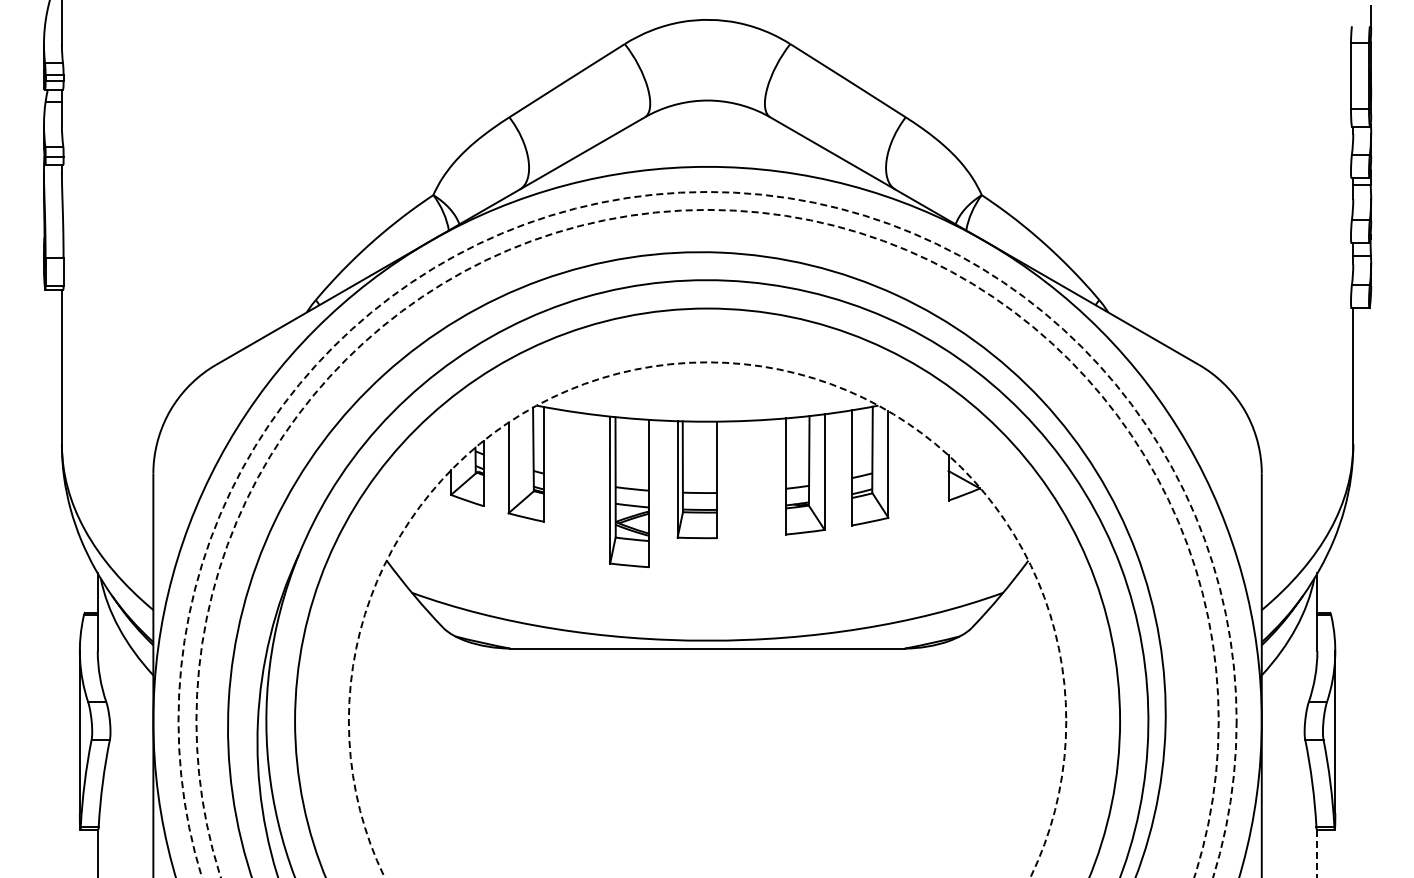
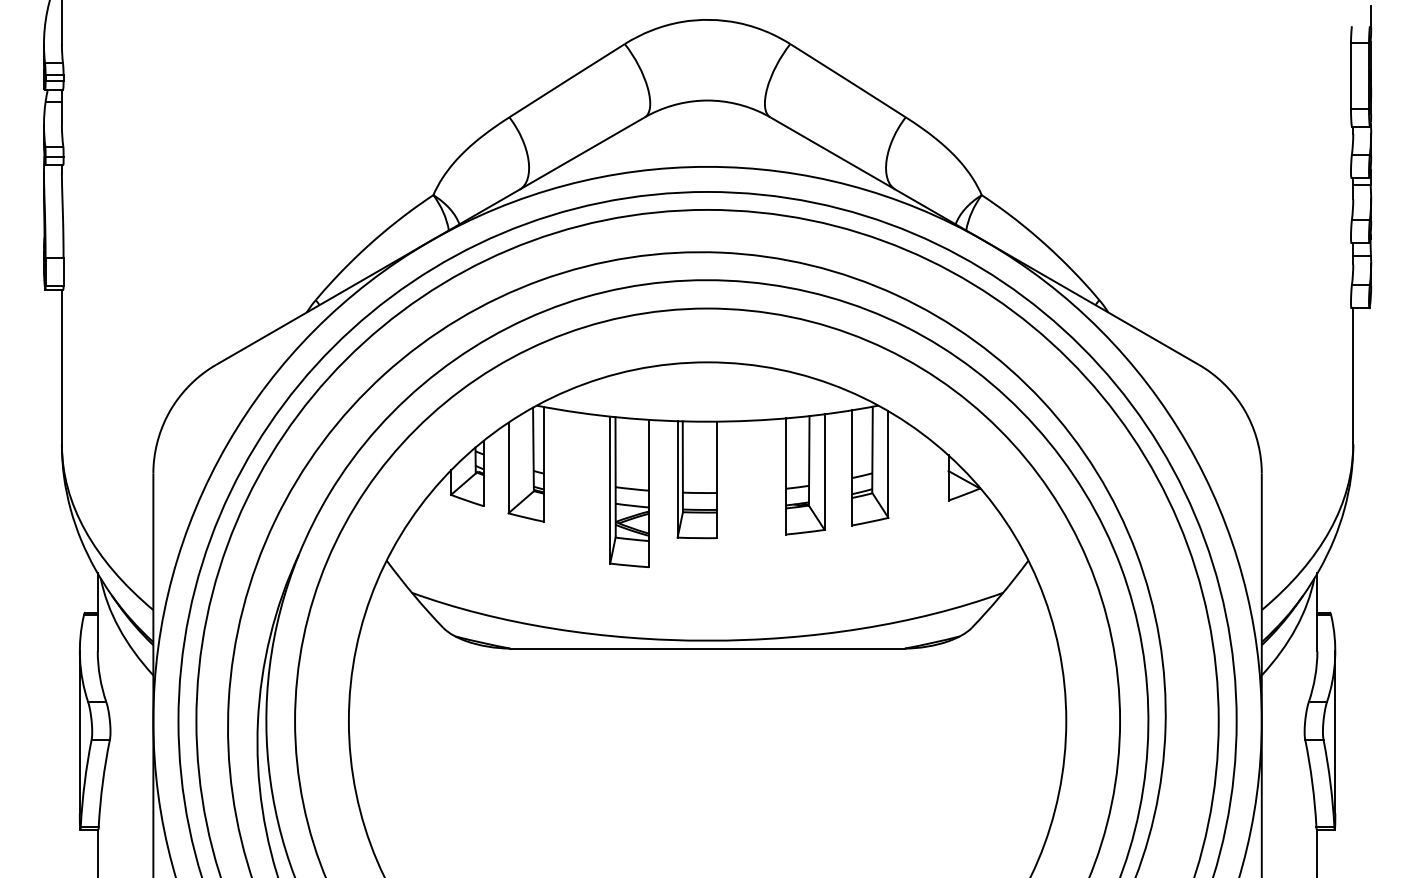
circle: dashed -> solid (707, 534)
circle: dashed -> solid (707, 543)
circle: dashed -> solid (707, 619)
line: dashed -> solid (1317, 853)
